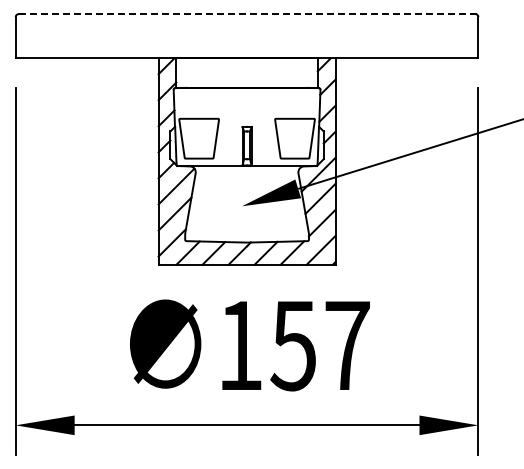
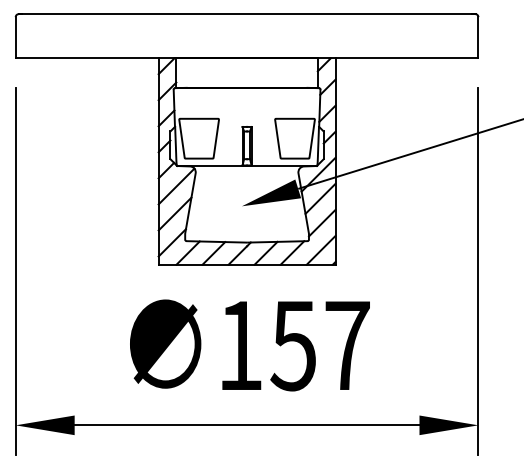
line: dashed -> solid (247, 14)
